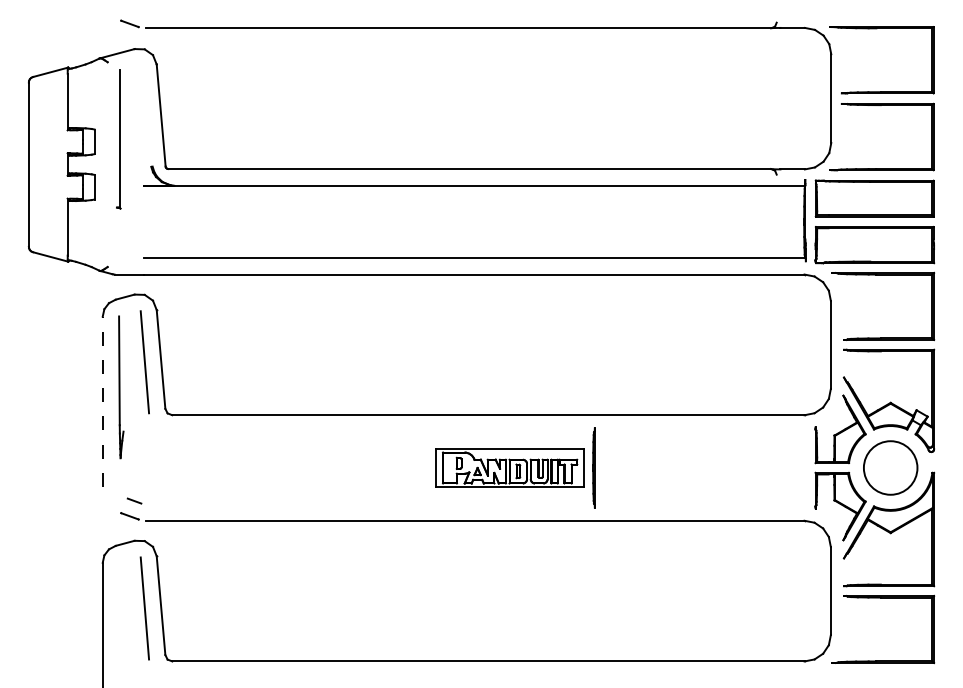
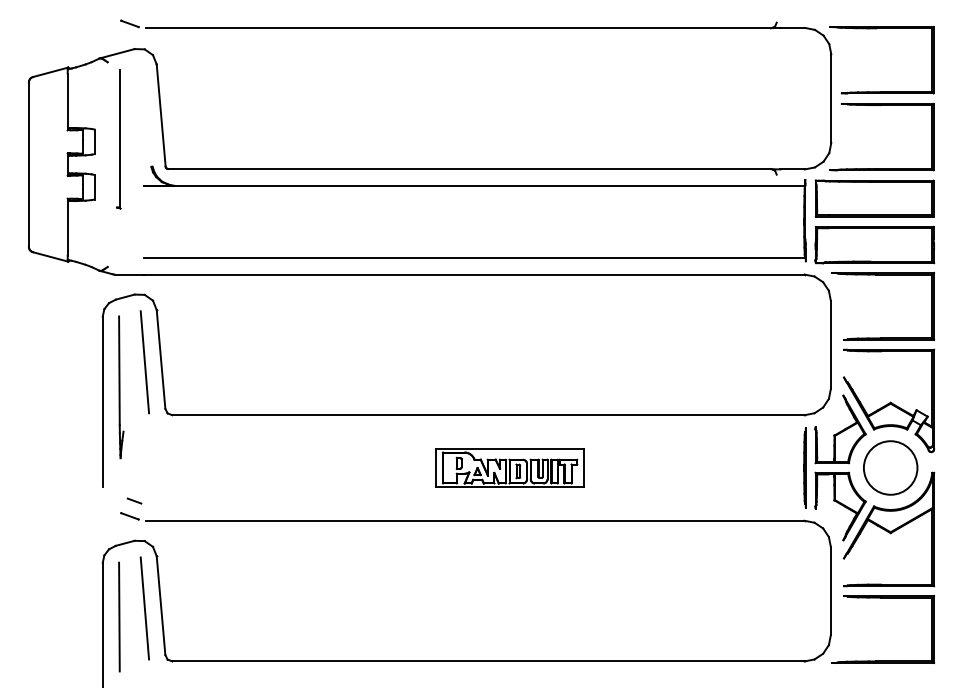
line: dashed -> solid (102, 401)
line position: (593, 467) -> (804, 467) (804, 467)
line: none -> present (119, 616)
